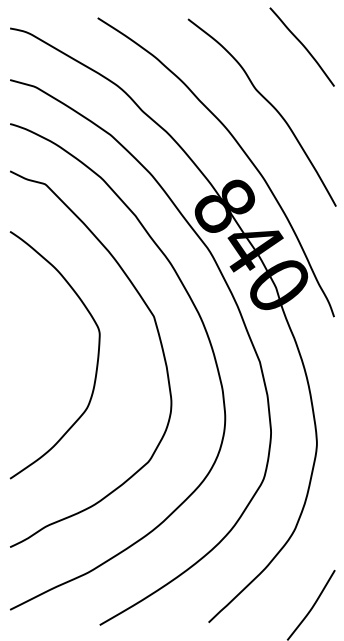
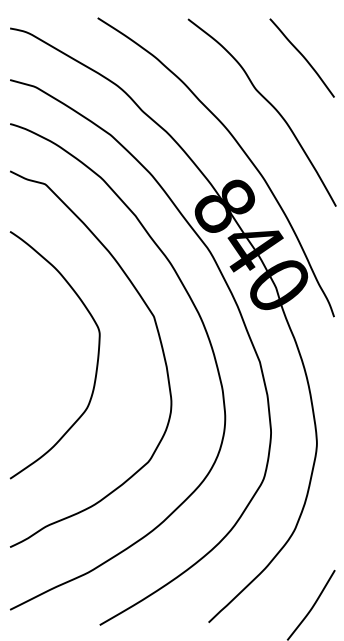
curve position: (302, 45) -> (302, 56) (302, 56)
